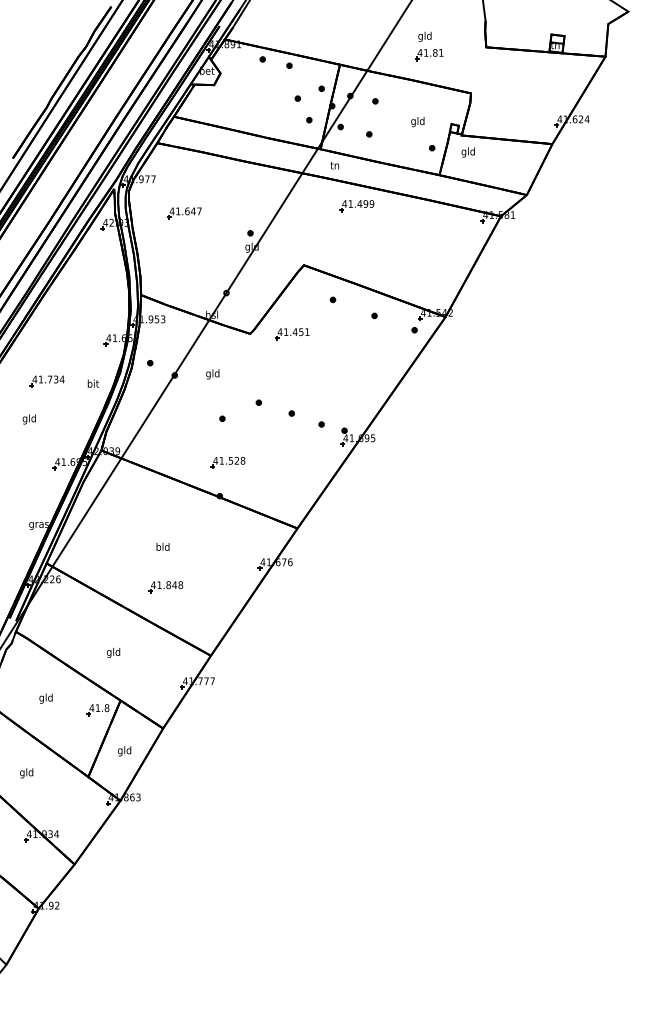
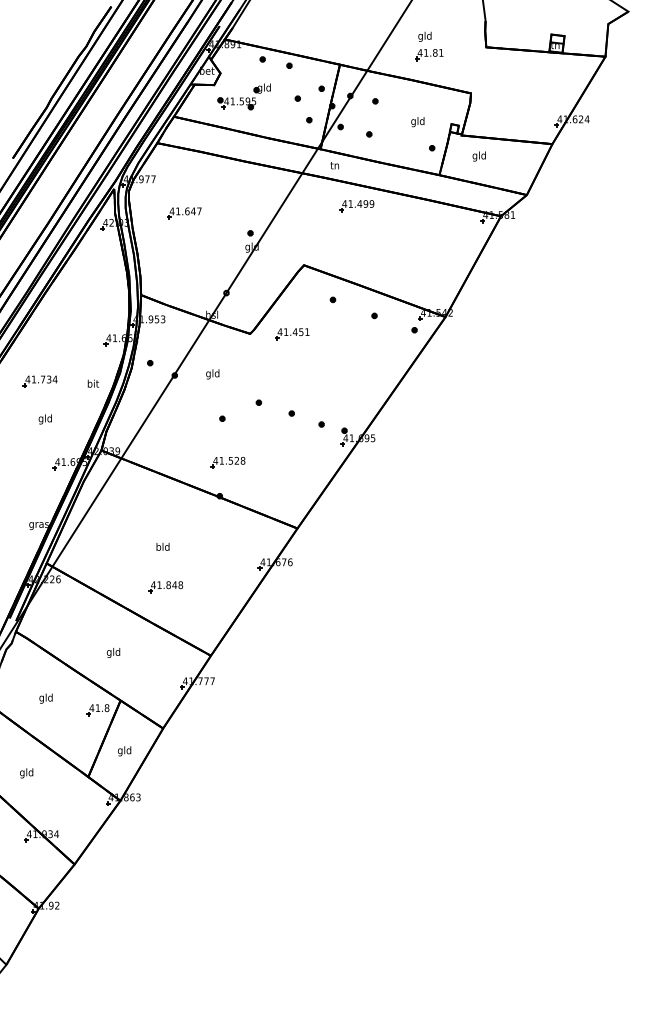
part: none -> present (243, 96)
text position: (467, 152) -> (478, 156) (478, 156)
part position: (46, 381) -> (39, 381) (39, 381)
text position: (28, 419) -> (44, 419) (44, 419)
